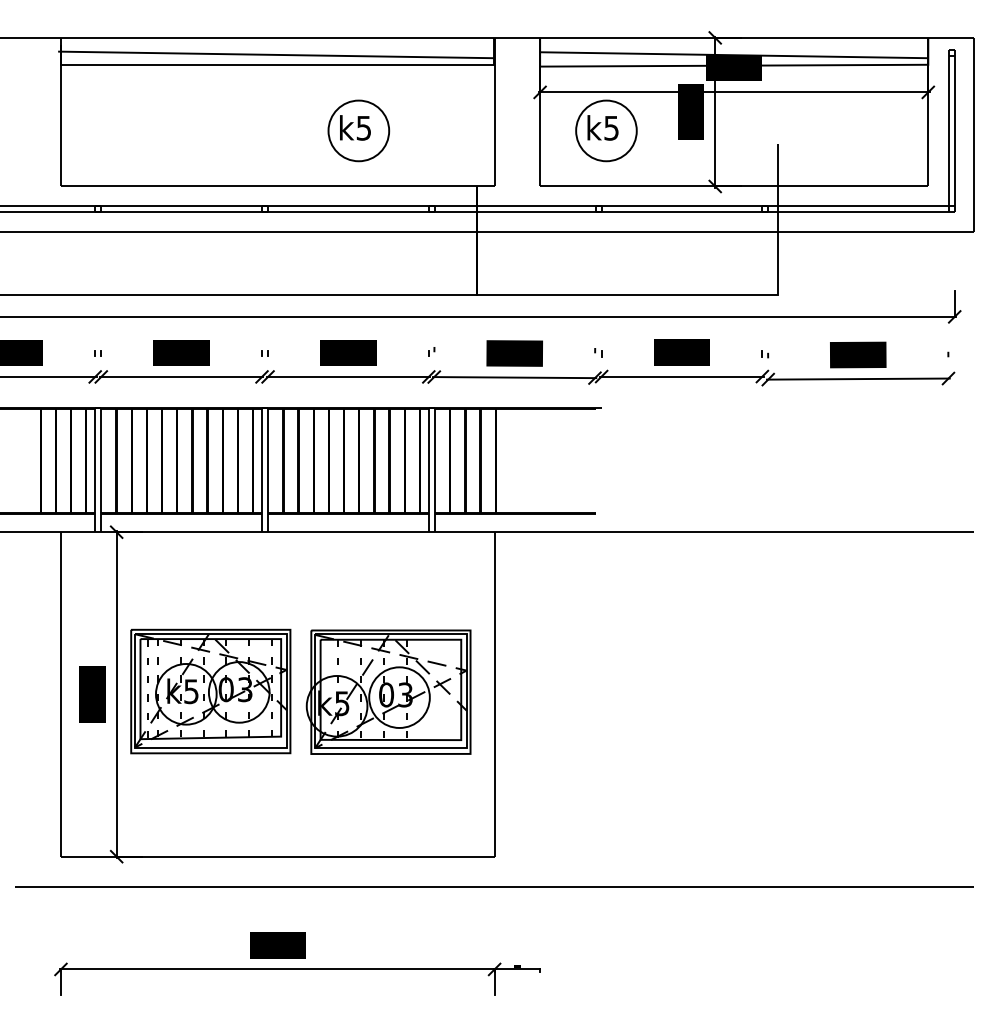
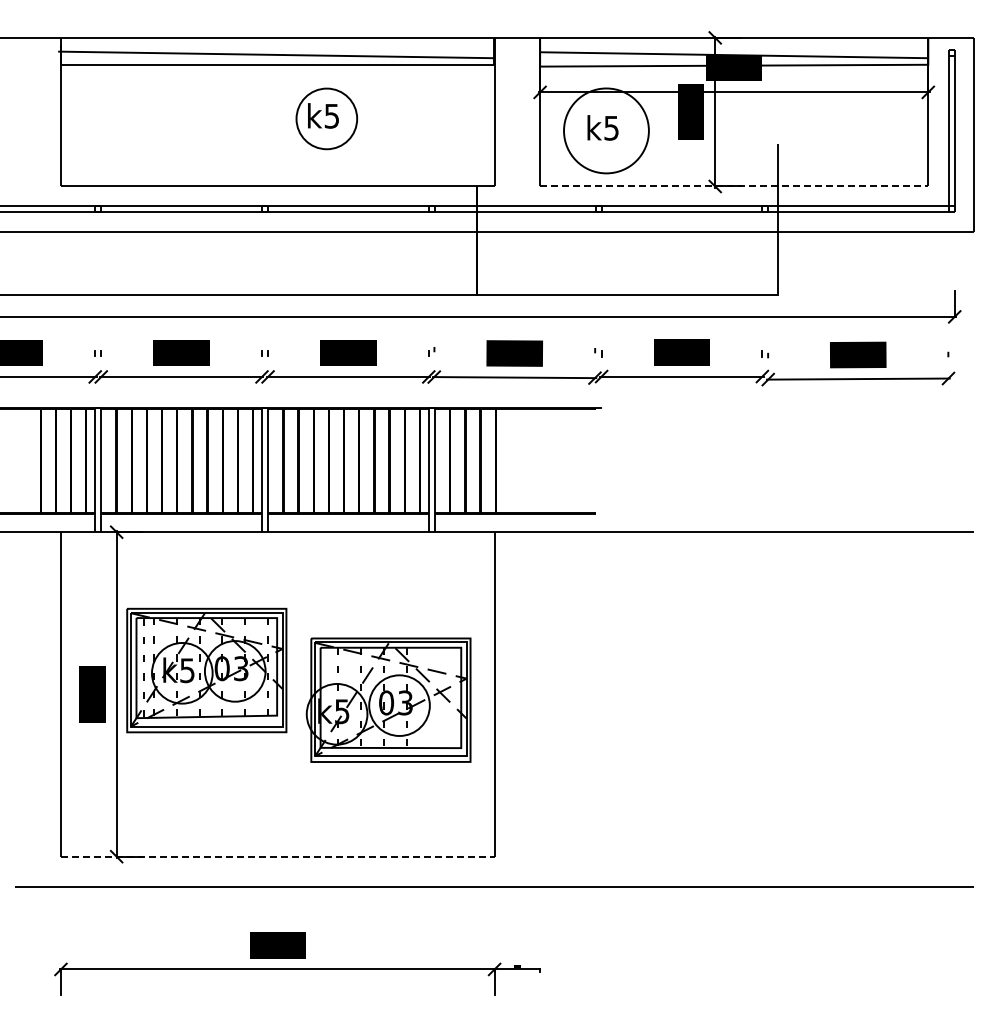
part position: (358, 130) -> (326, 118) (326, 118)
circle diameter: 61 px -> 85 px (606, 130)
line: solid -> dashed (734, 186)
part position: (210, 691) -> (206, 670) (206, 670)
part position: (388, 691) -> (388, 699) (388, 699)
line: solid -> dashed (277, 856)
